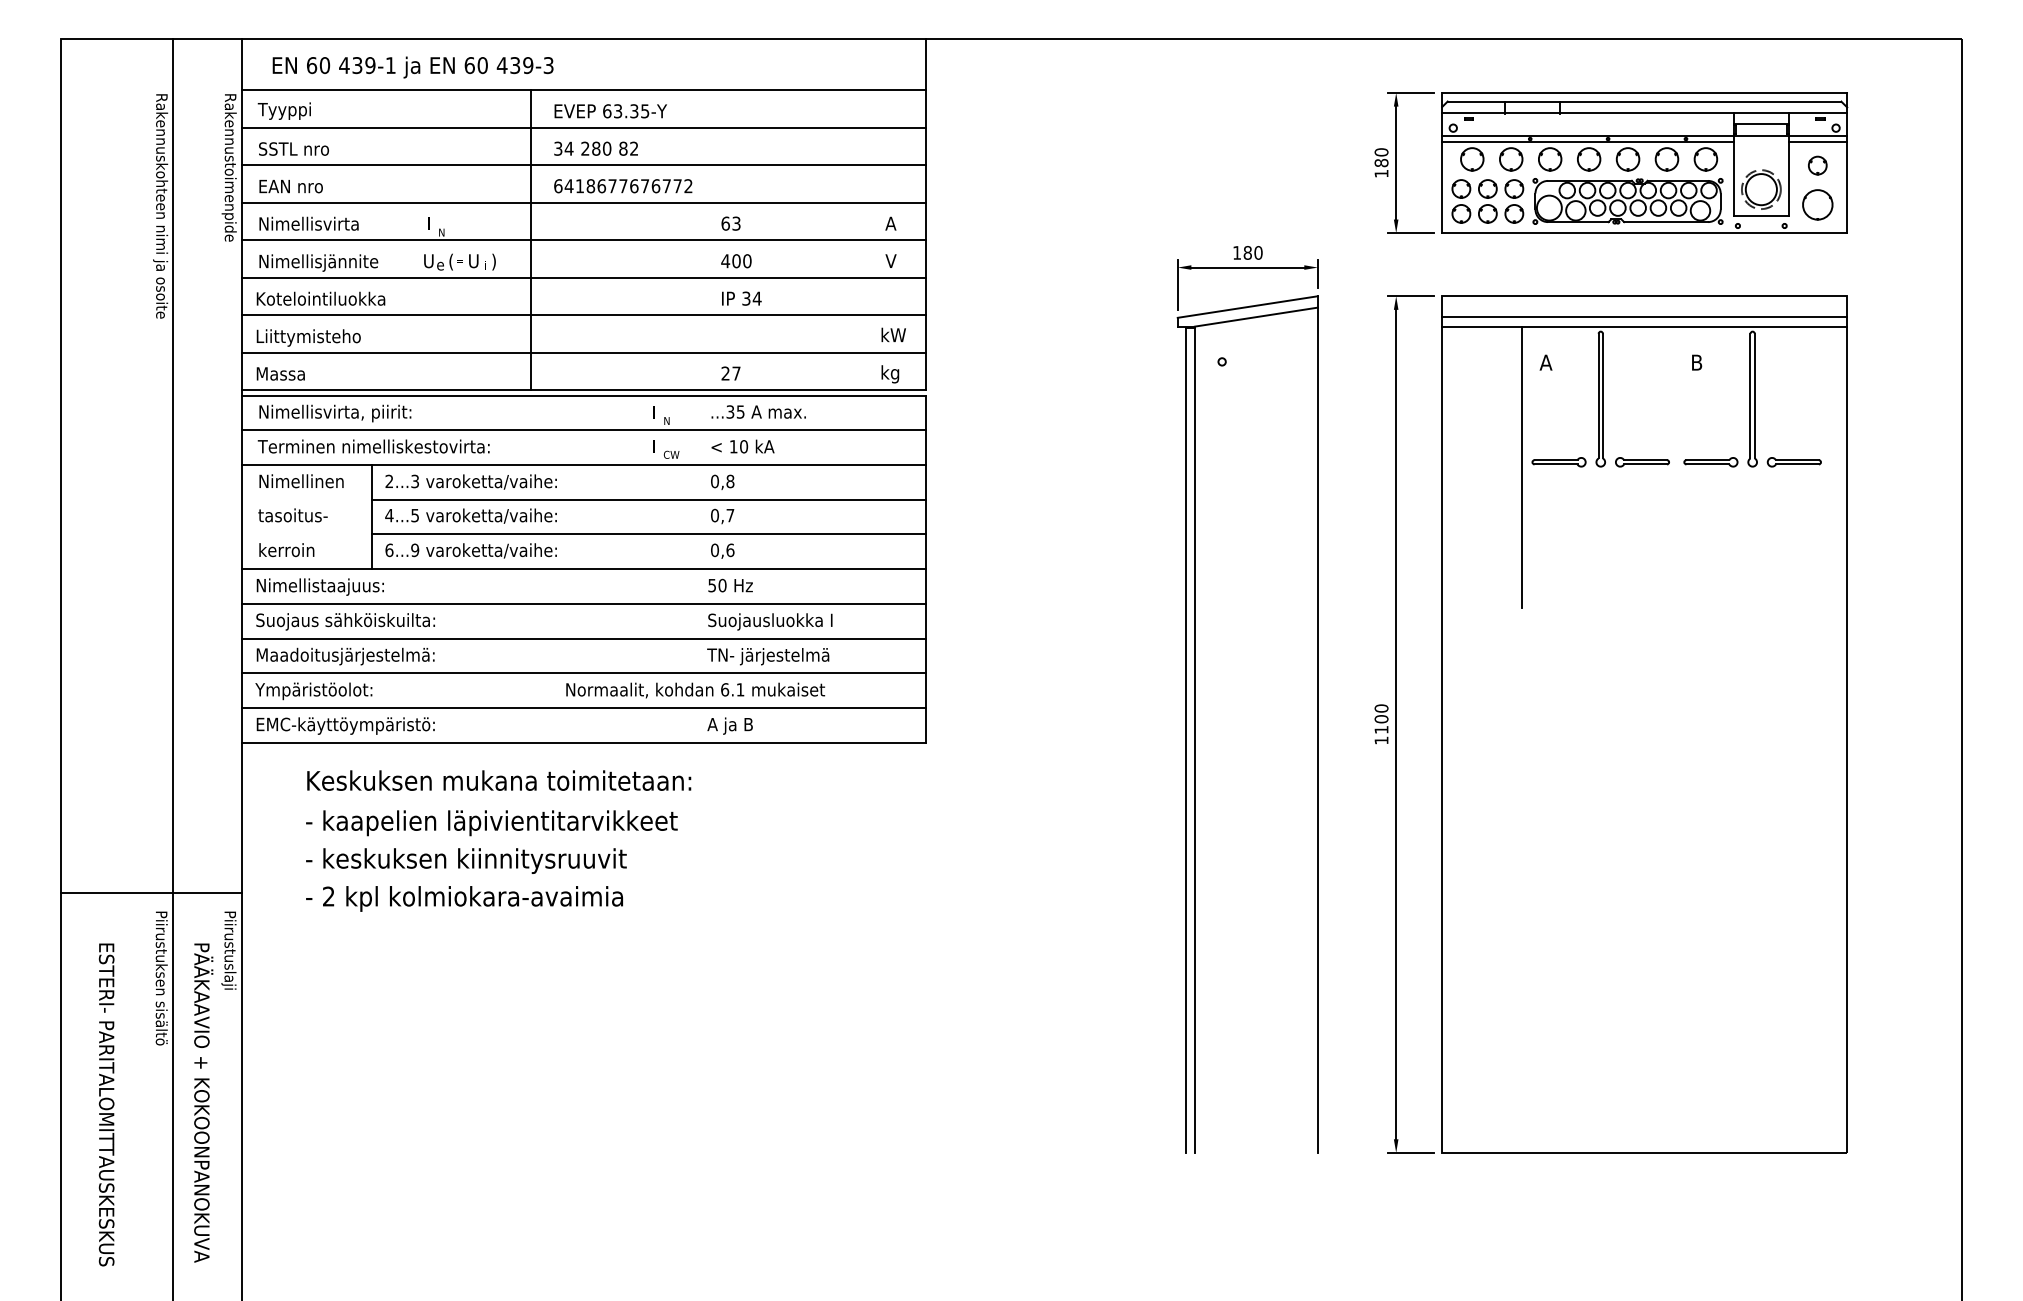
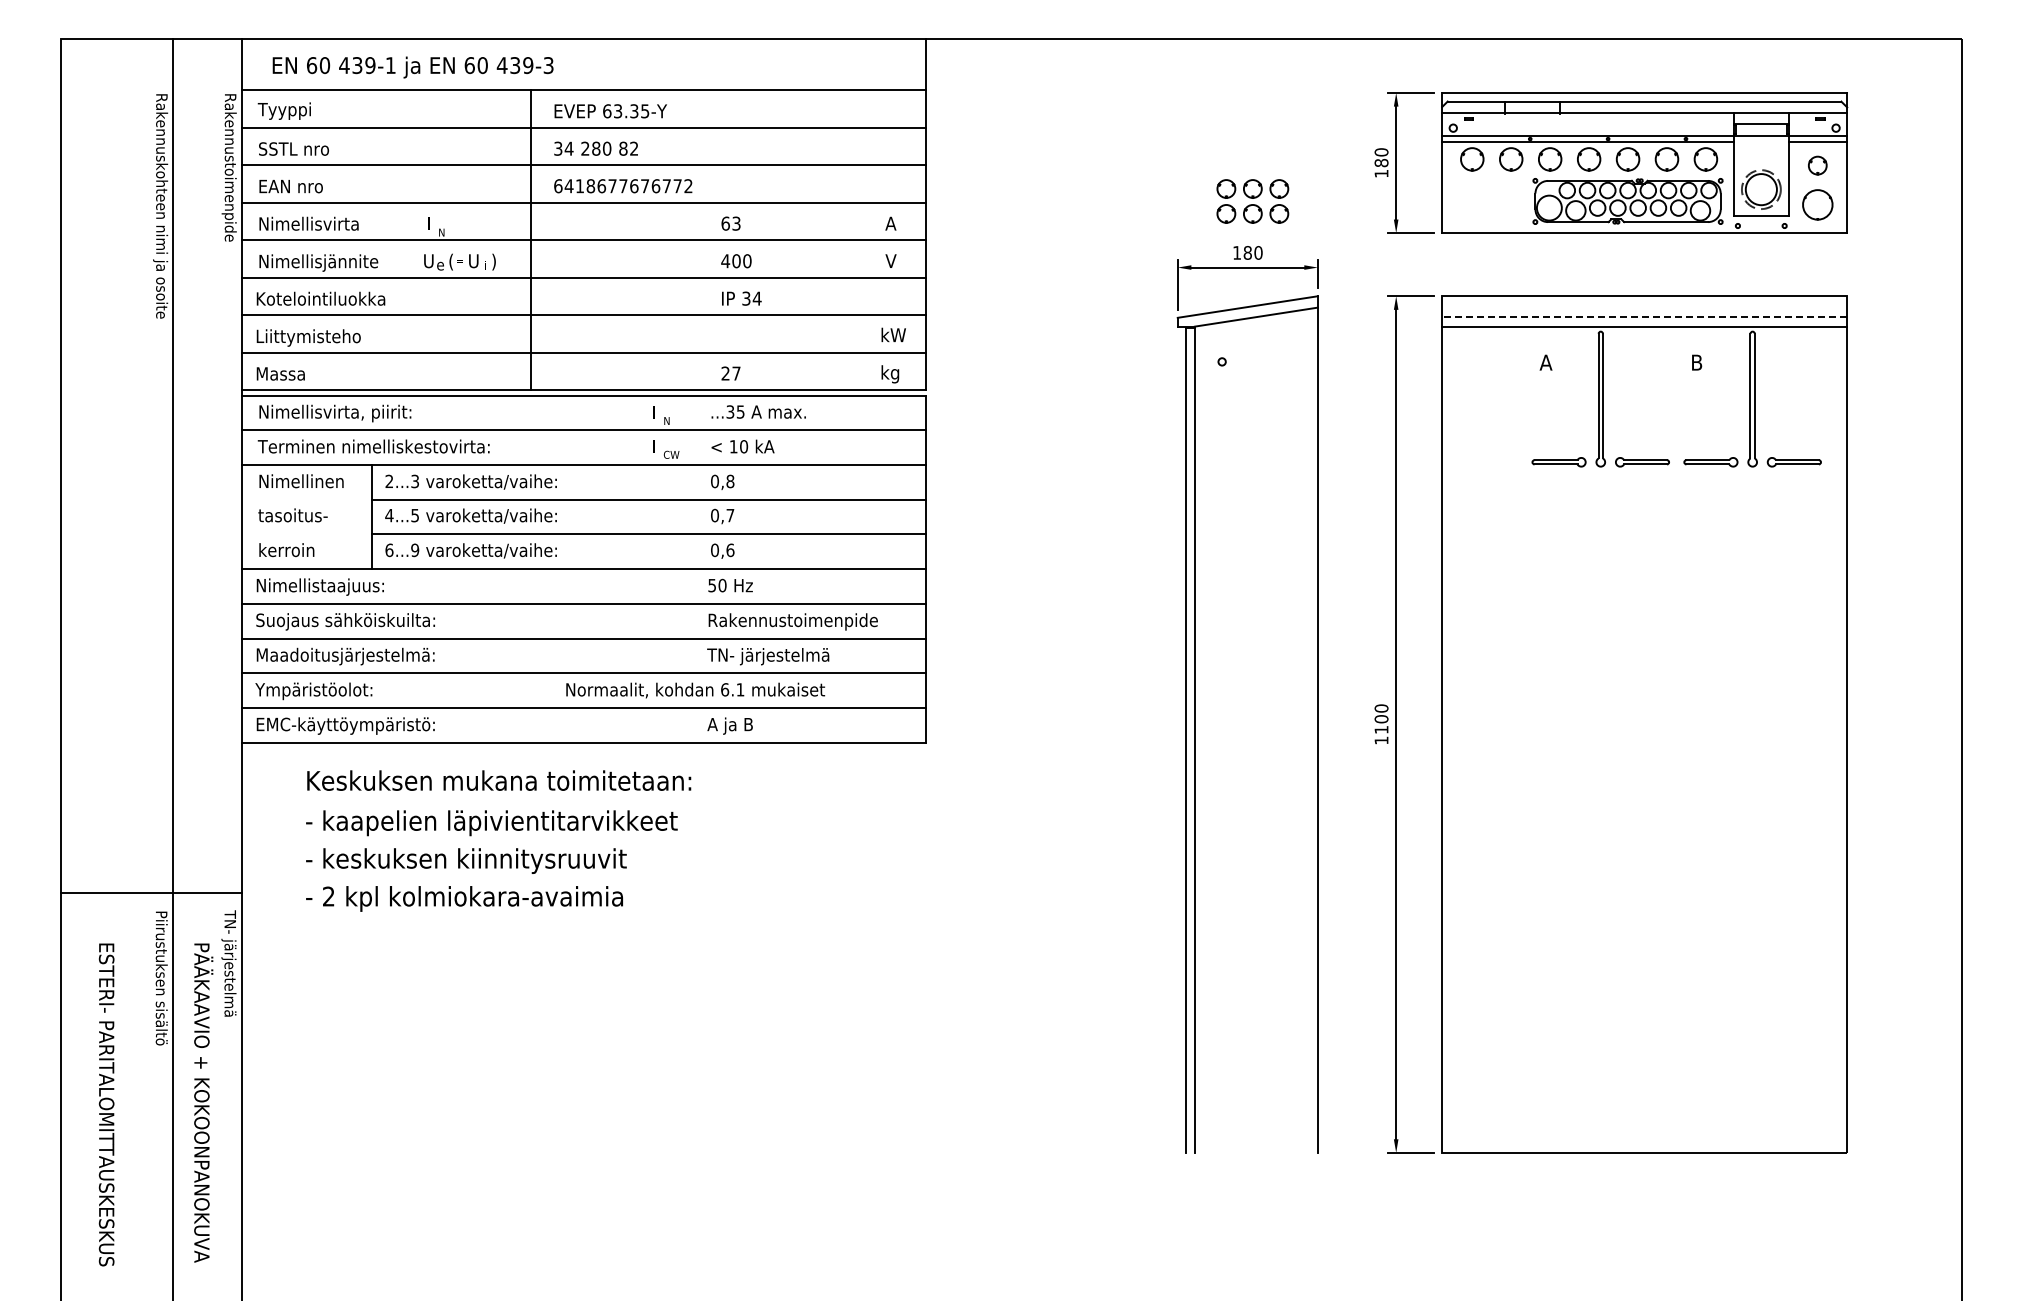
part position: (1487, 201) -> (1252, 201) (1252, 201)
line: solid -> dashed (1644, 317)
line: present -> none (1522, 466)
text: Suojausluokka I -> Rakennustoimenpide (792, 621)
text: Piirustuslaji -> TN- järjestelmä (228, 963)
